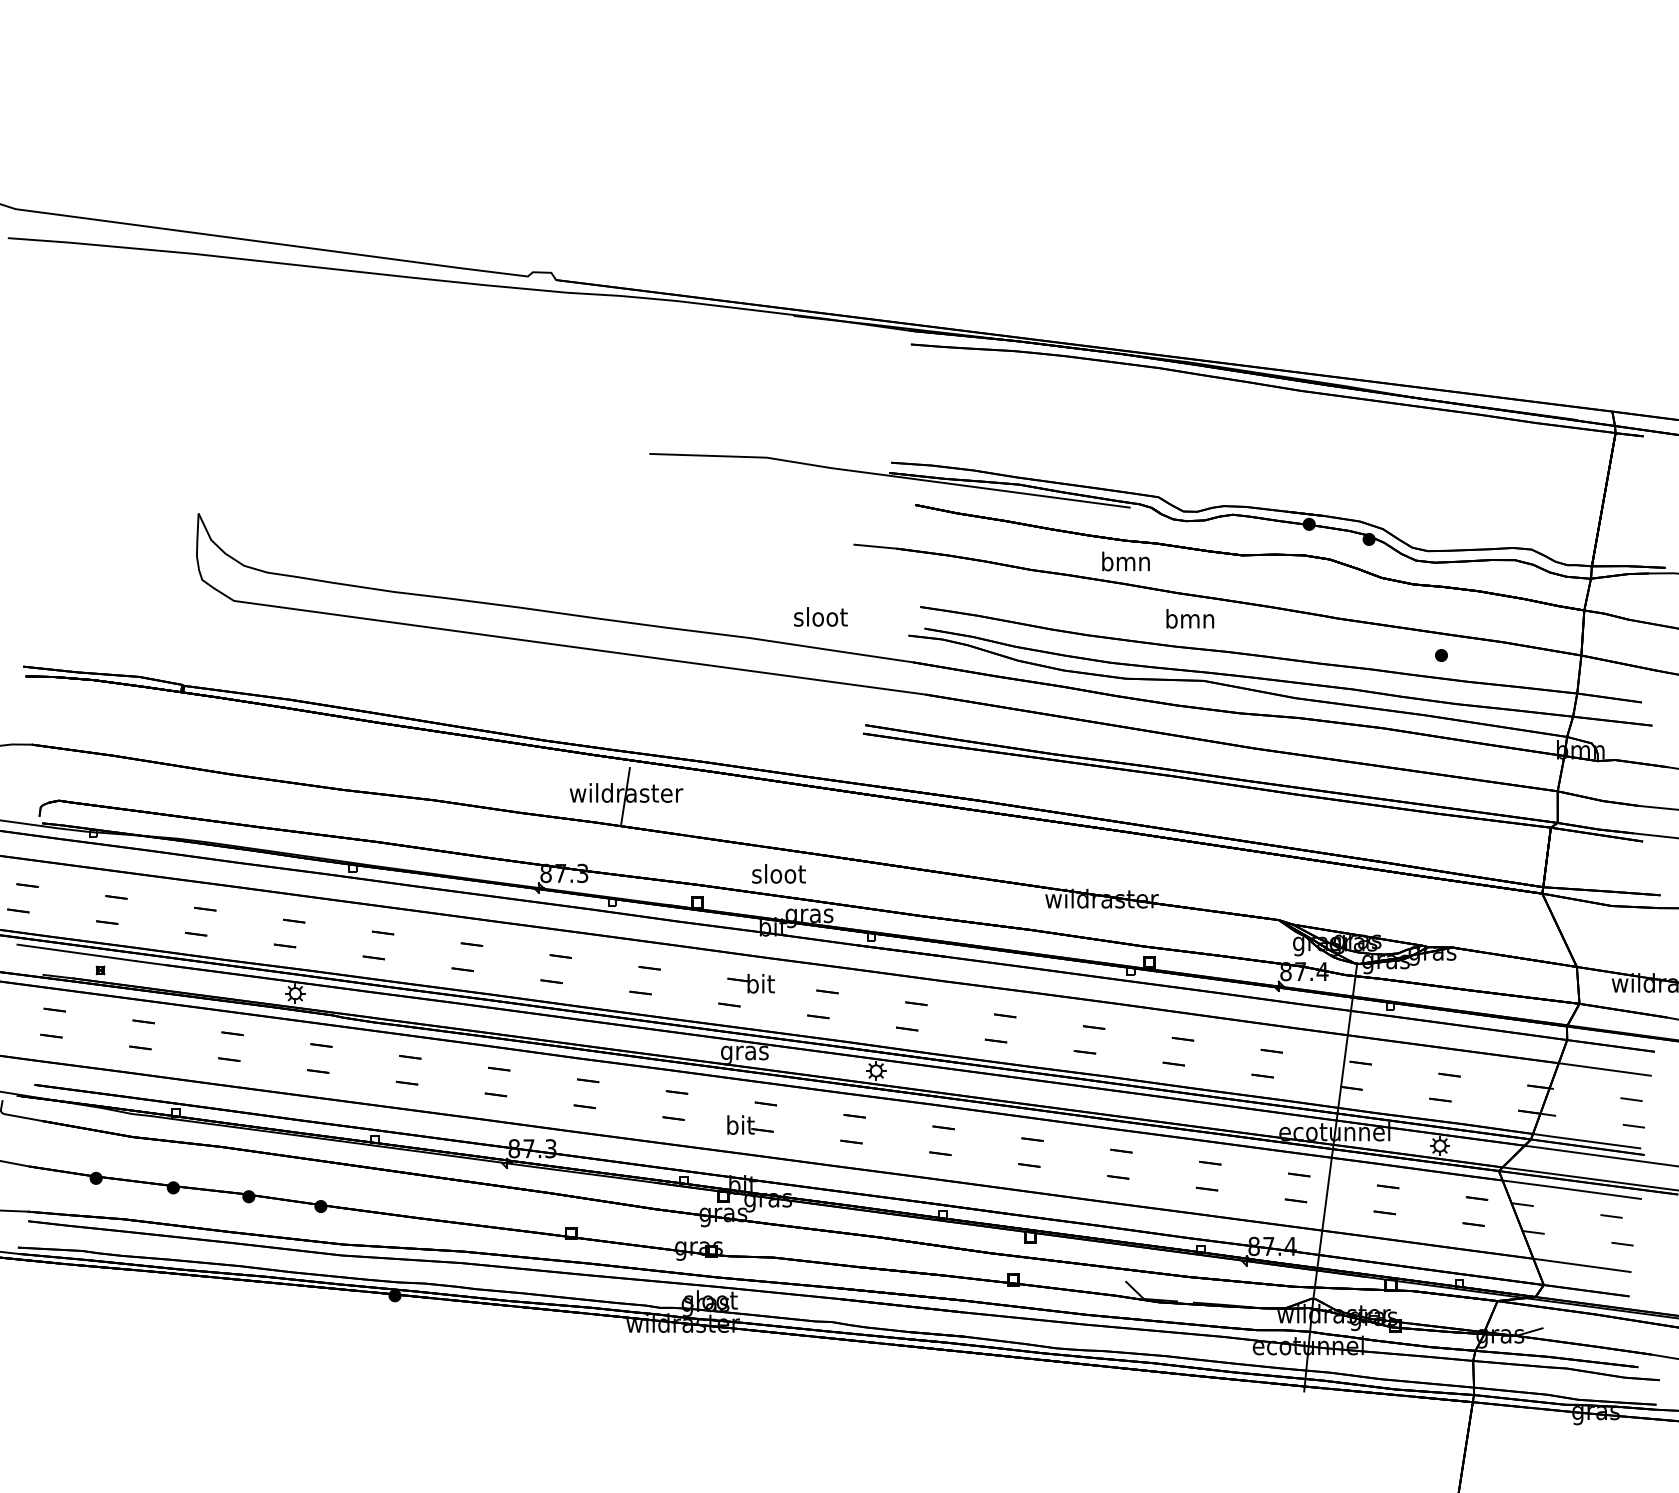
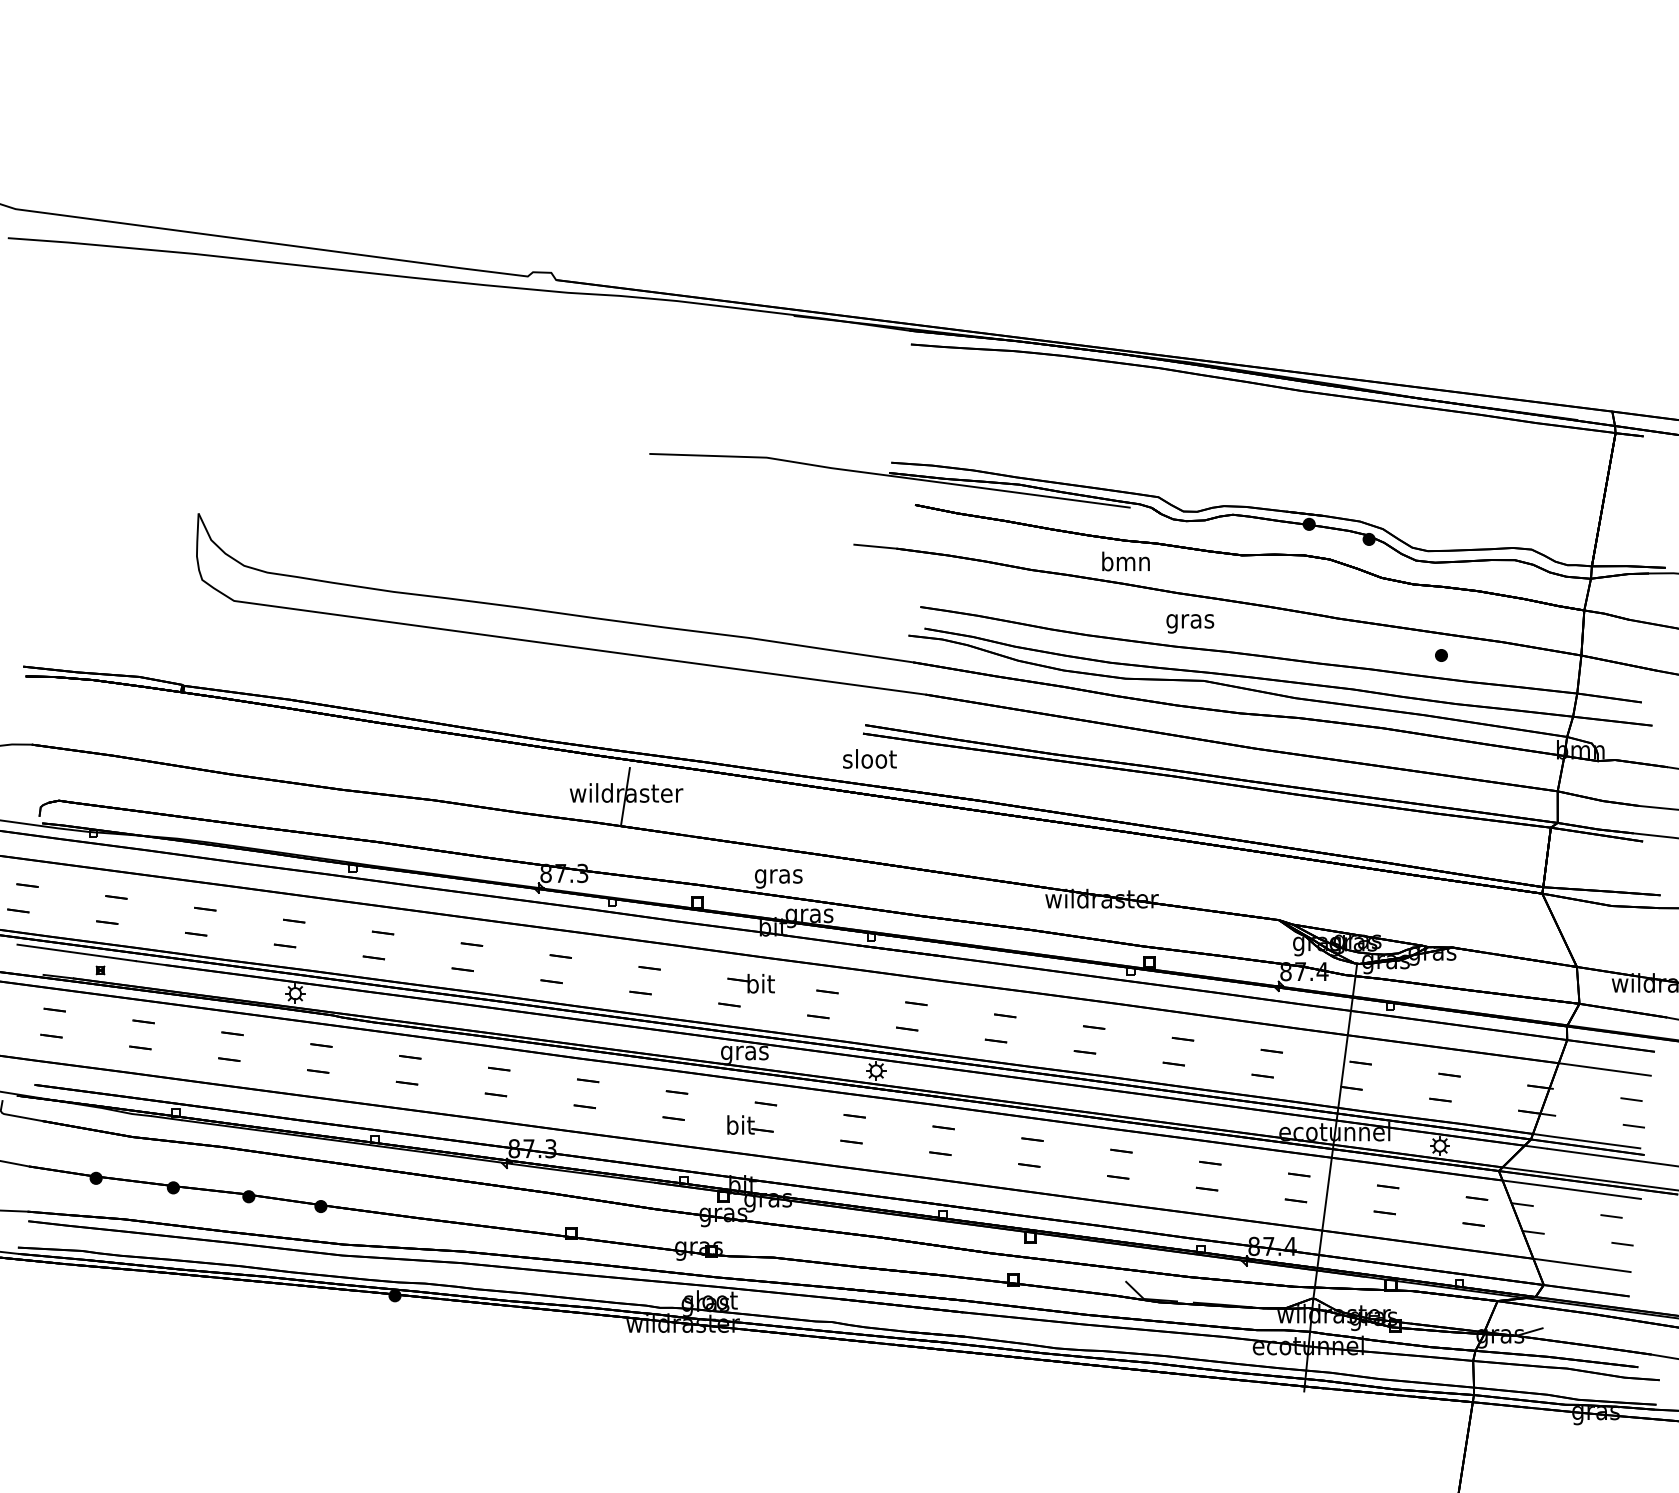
text position: (820, 616) -> (869, 758) (869, 758)
text: bmn -> gras (1190, 621)
text: sloot -> gras (778, 876)
